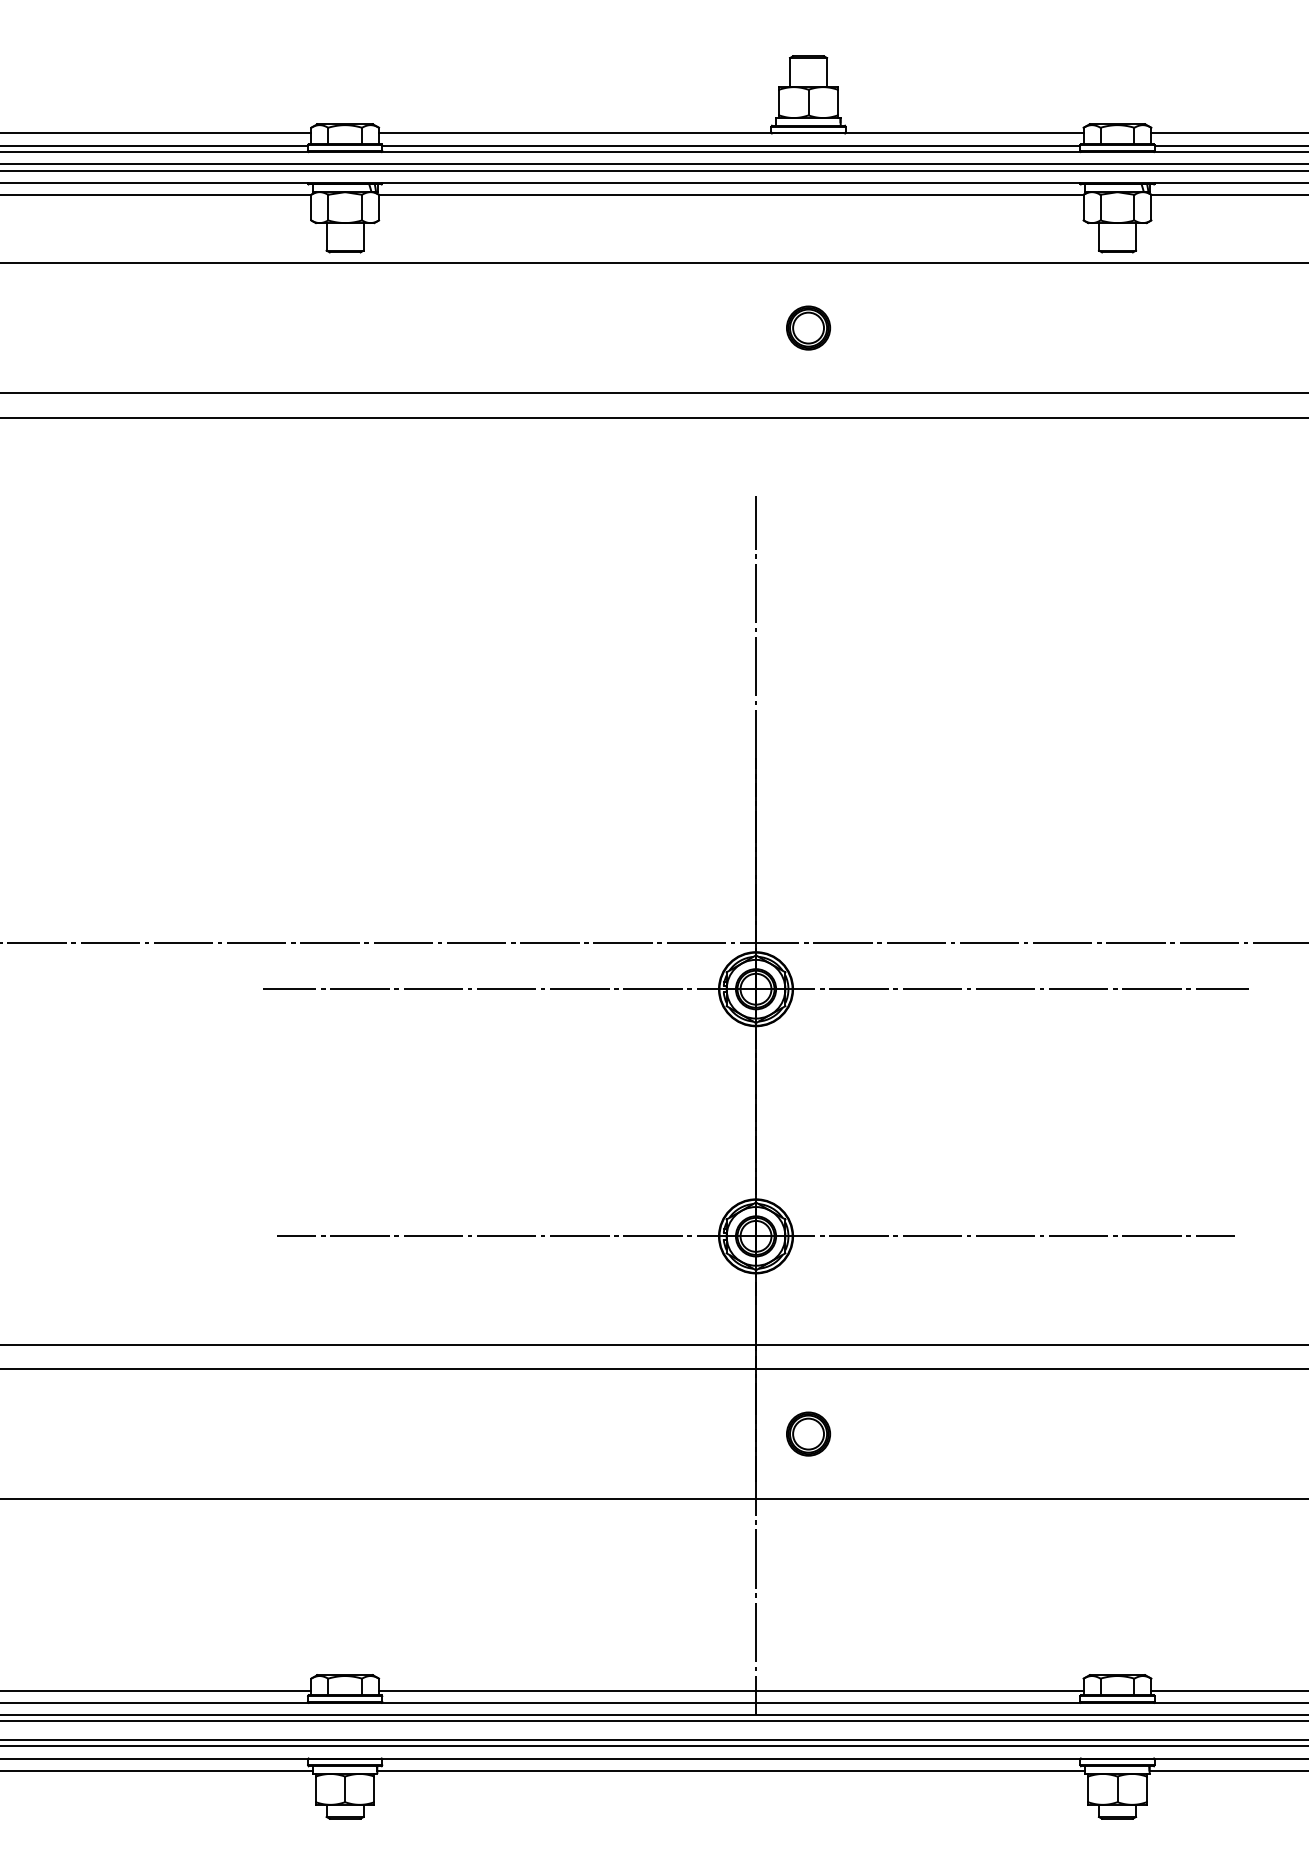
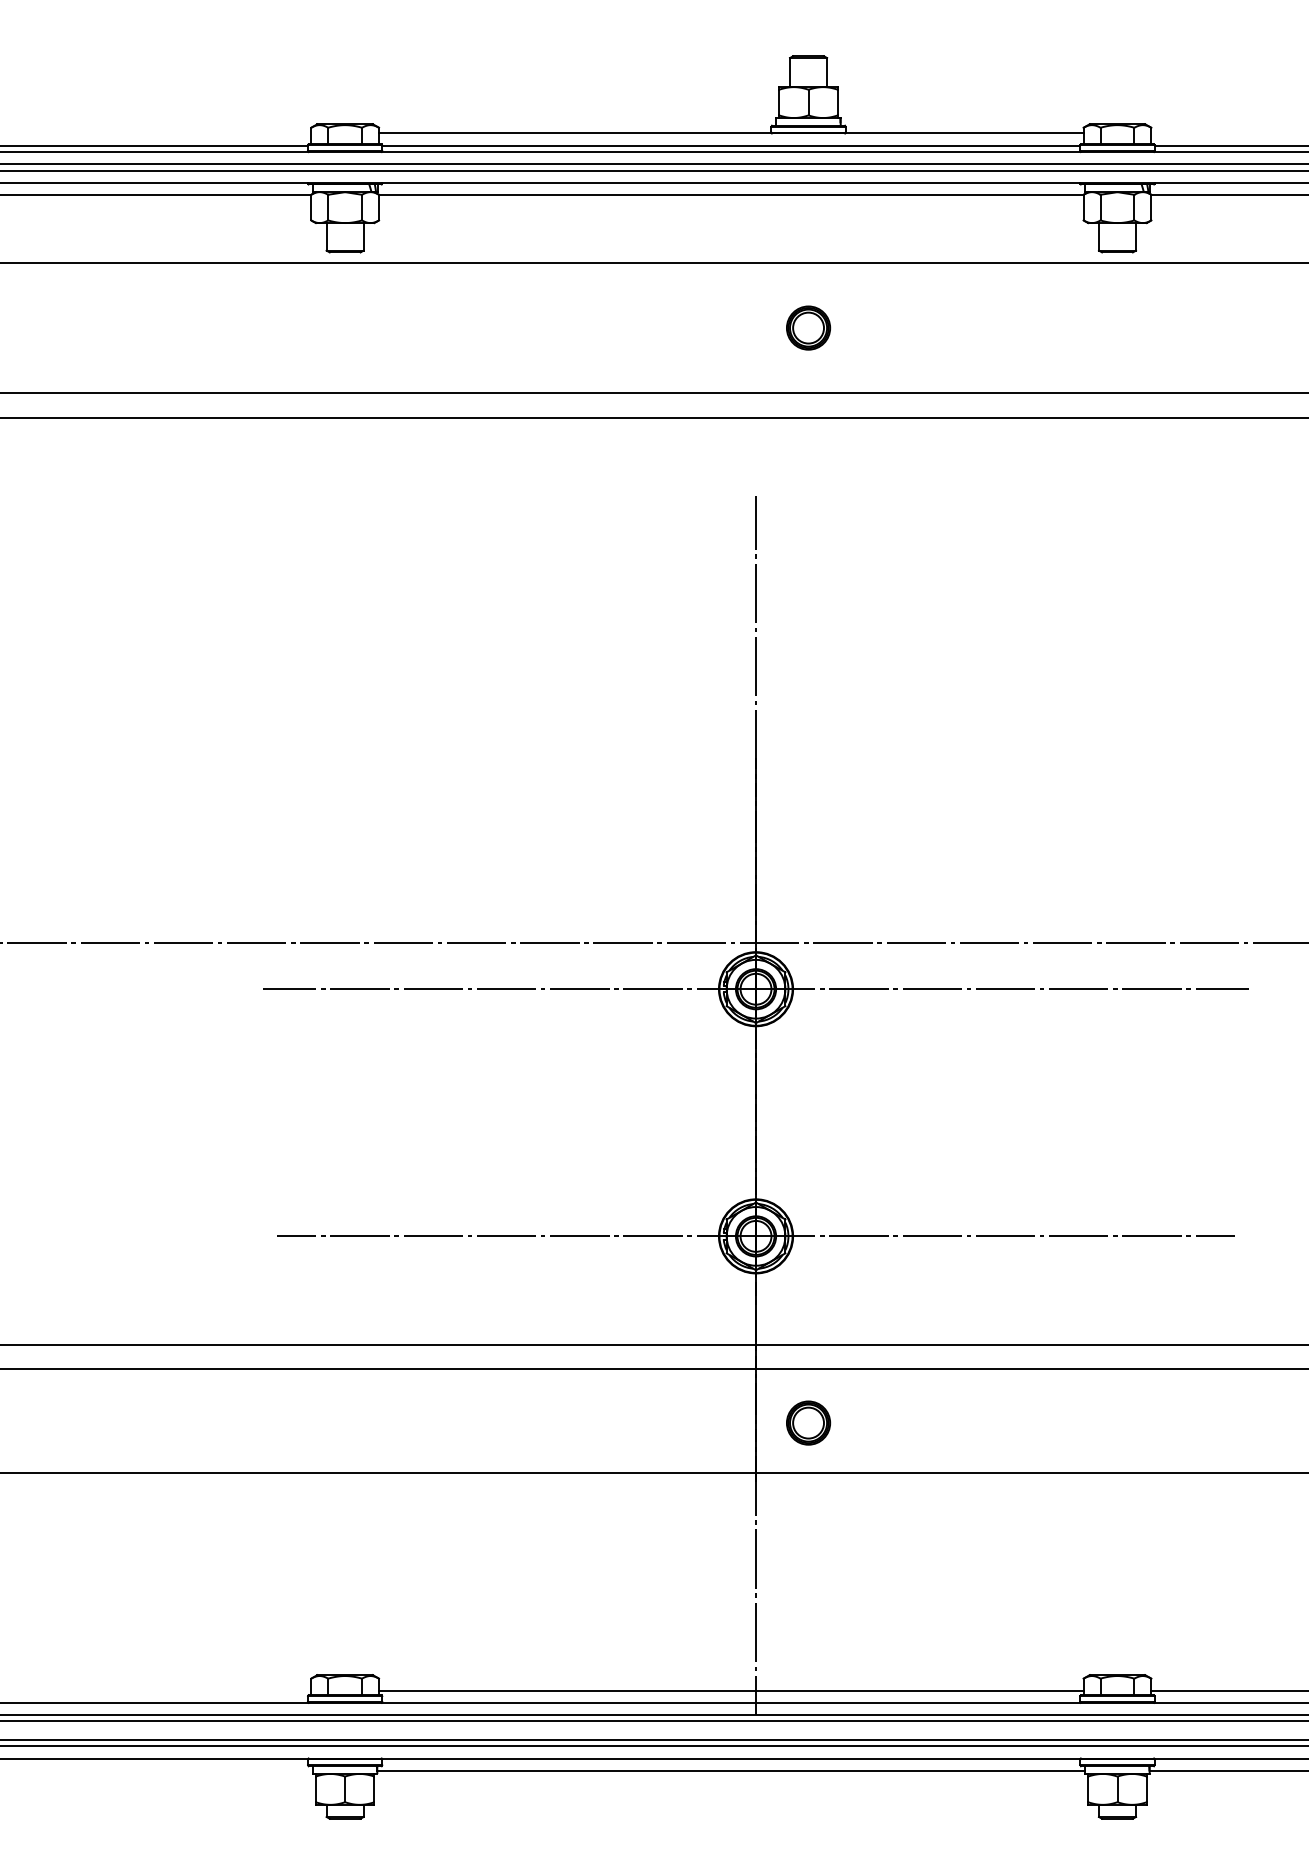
line: present -> none (156, 133)
line: present -> none (1228, 133)
part position: (808, 1433) -> (808, 1422) (808, 1422)
line position: (653, 1498) -> (653, 1472) (653, 1472)
line: present -> none (156, 1690)
line: present -> none (157, 1770)
